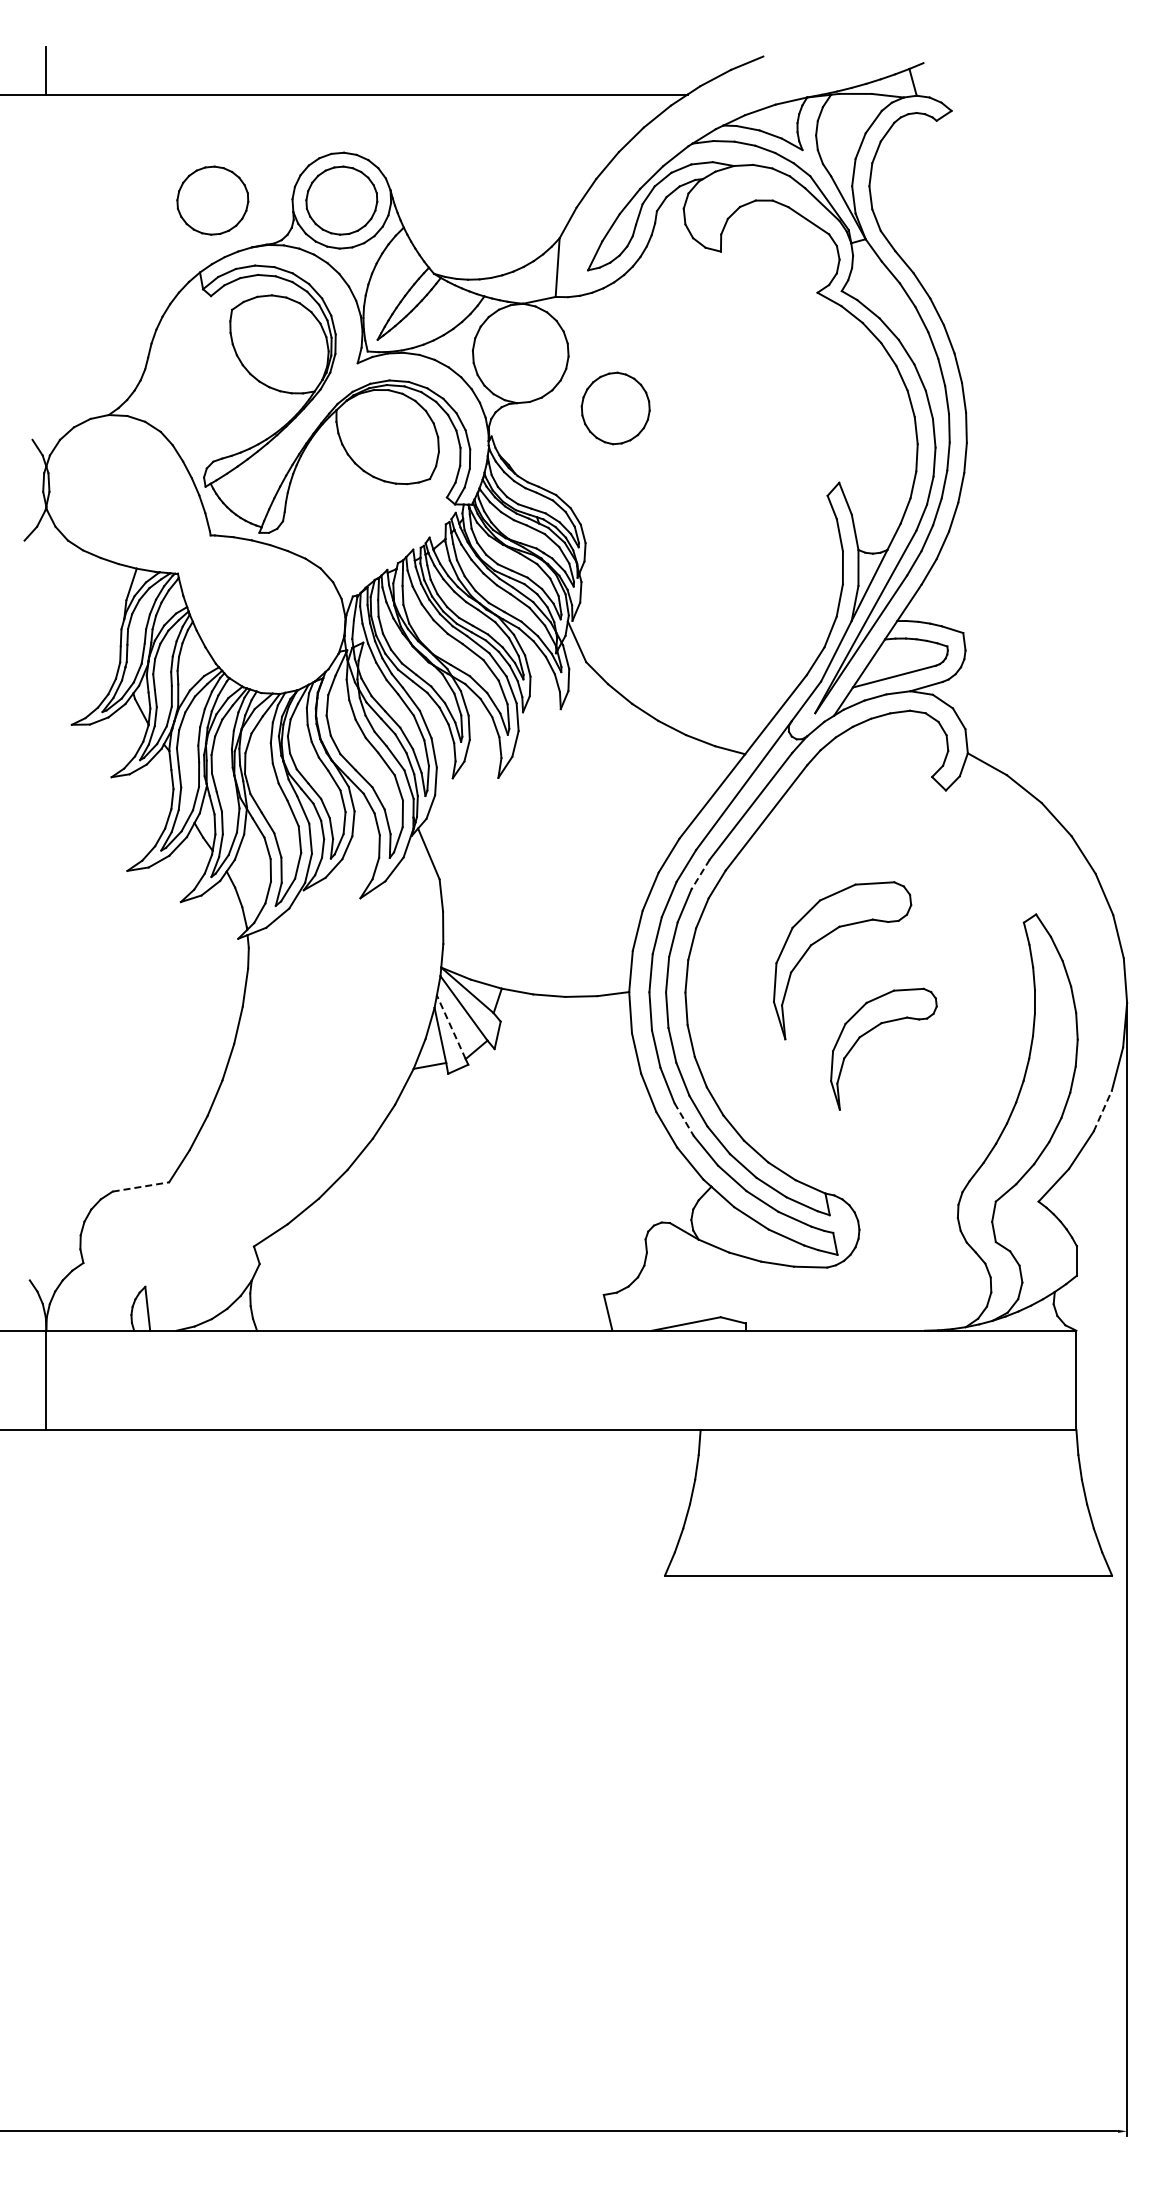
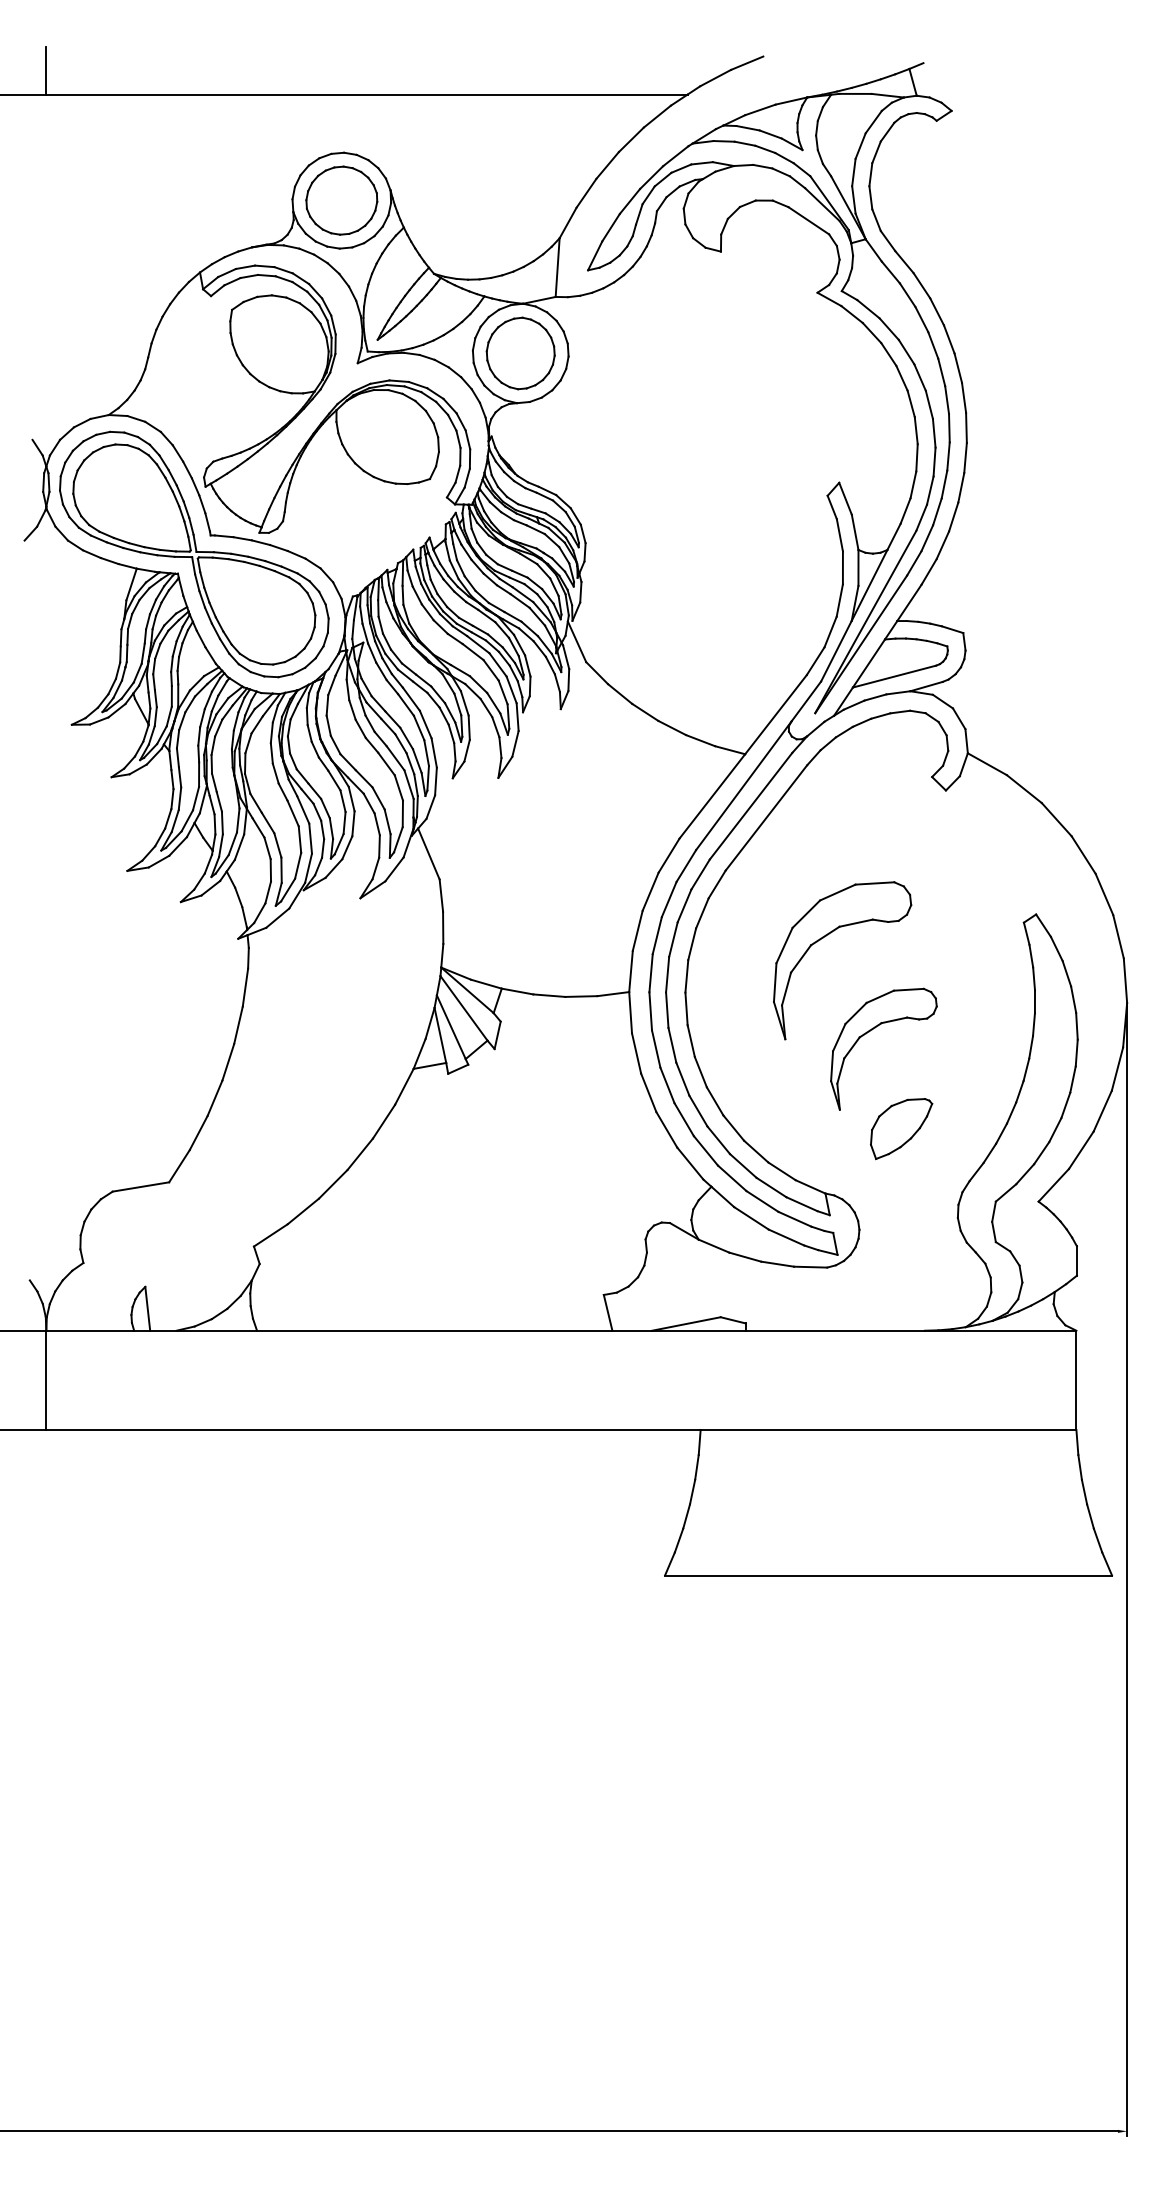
part: present -> none (212, 200)
part position: (615, 408) -> (520, 353) (520, 353)
part: none -> present (194, 554)
line: dashed -> solid (700, 874)
line: dashed -> solid (451, 1027)
line: dashed -> solid (1102, 1110)
line: dashed -> solid (684, 1120)
part: none -> present (901, 1129)
line: dashed -> solid (140, 1186)
